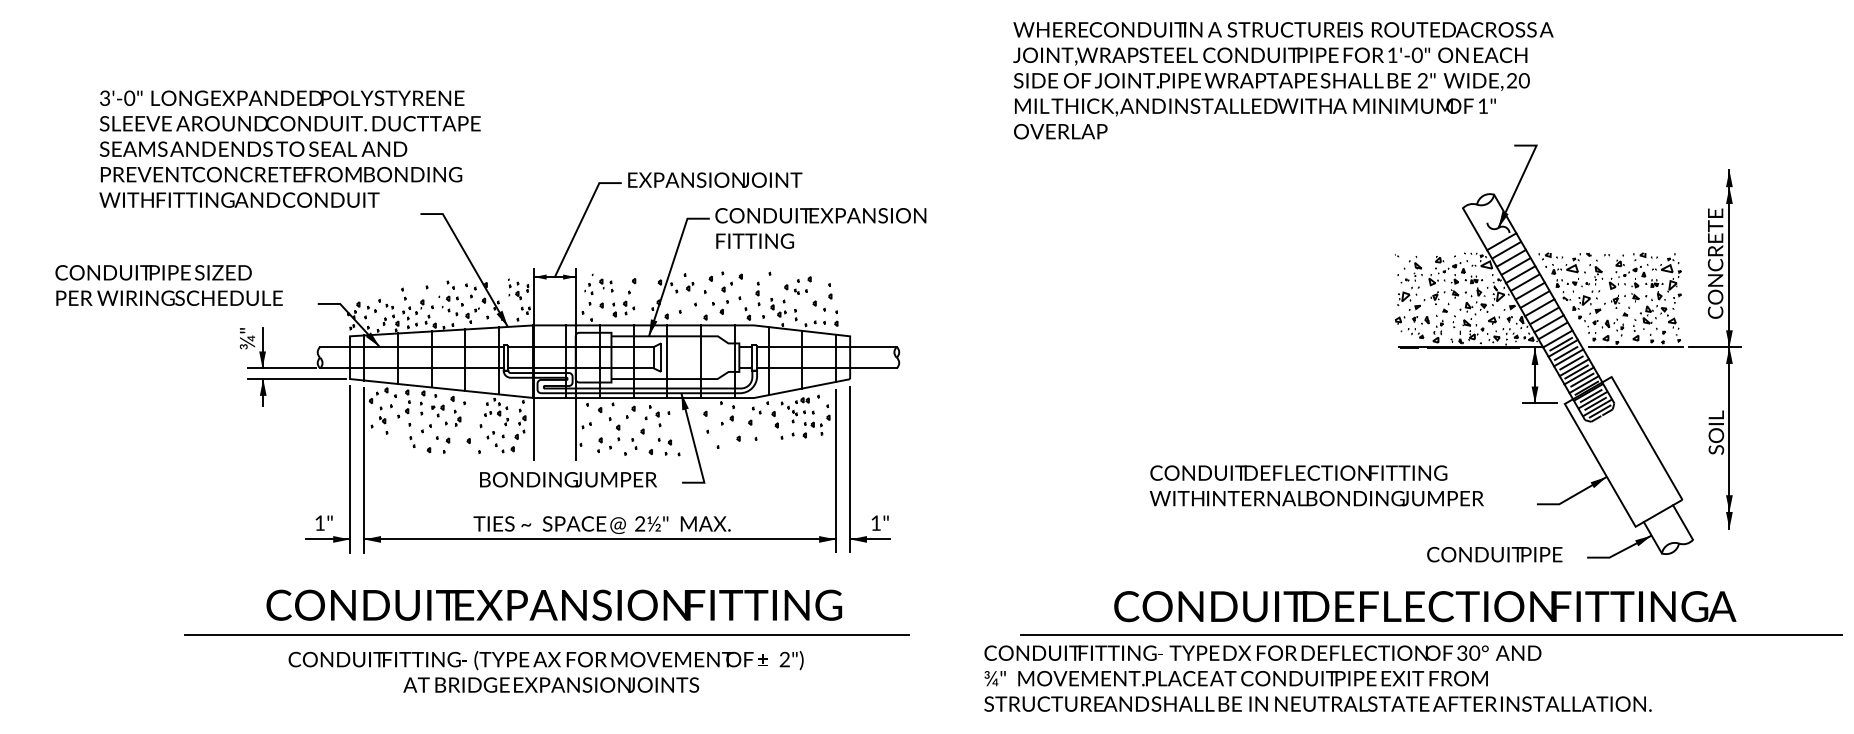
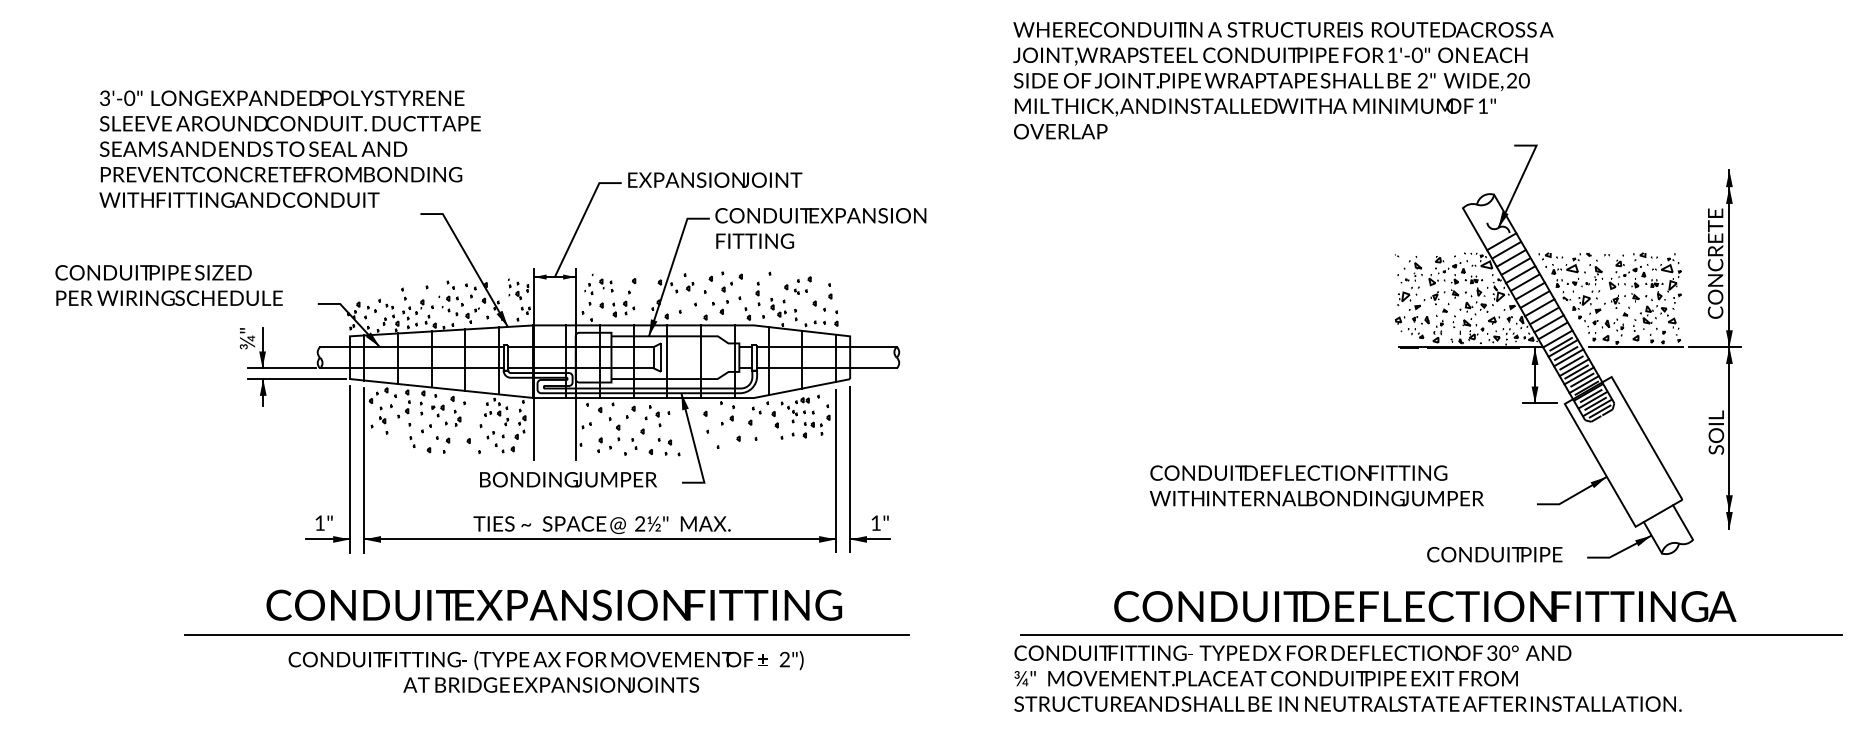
text position: (1317, 678) -> (1347, 678) (1347, 678)
